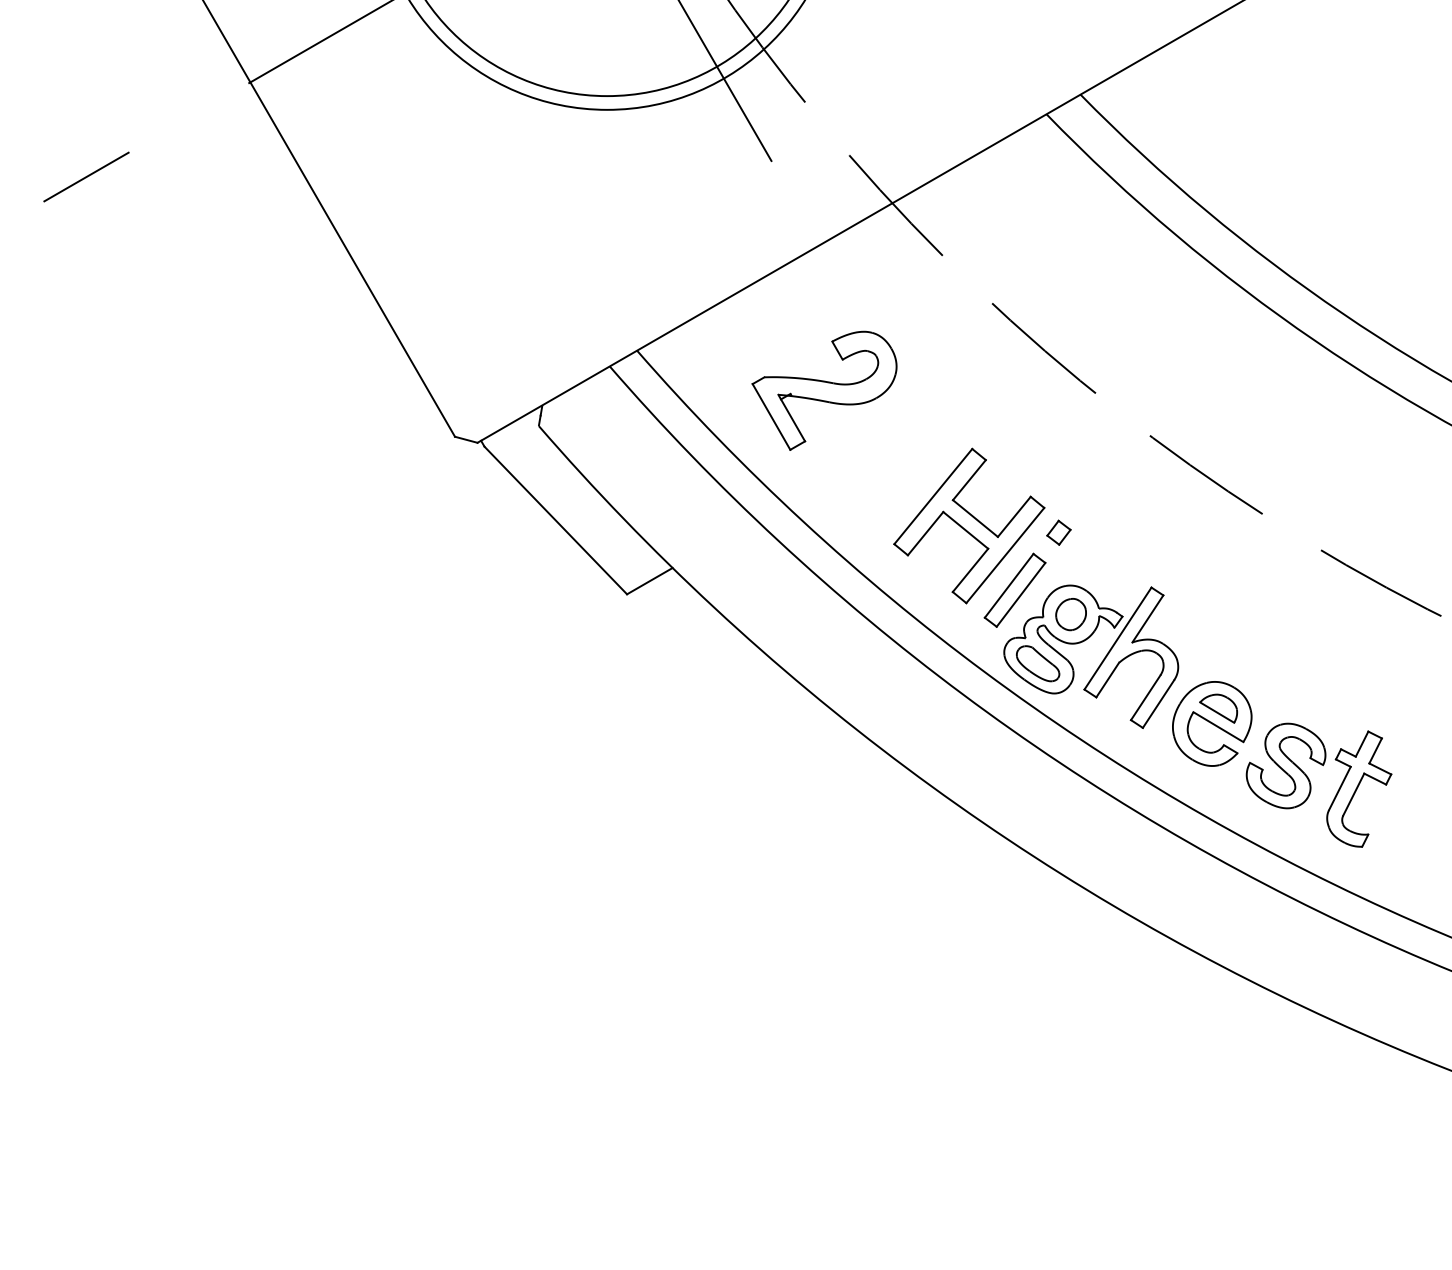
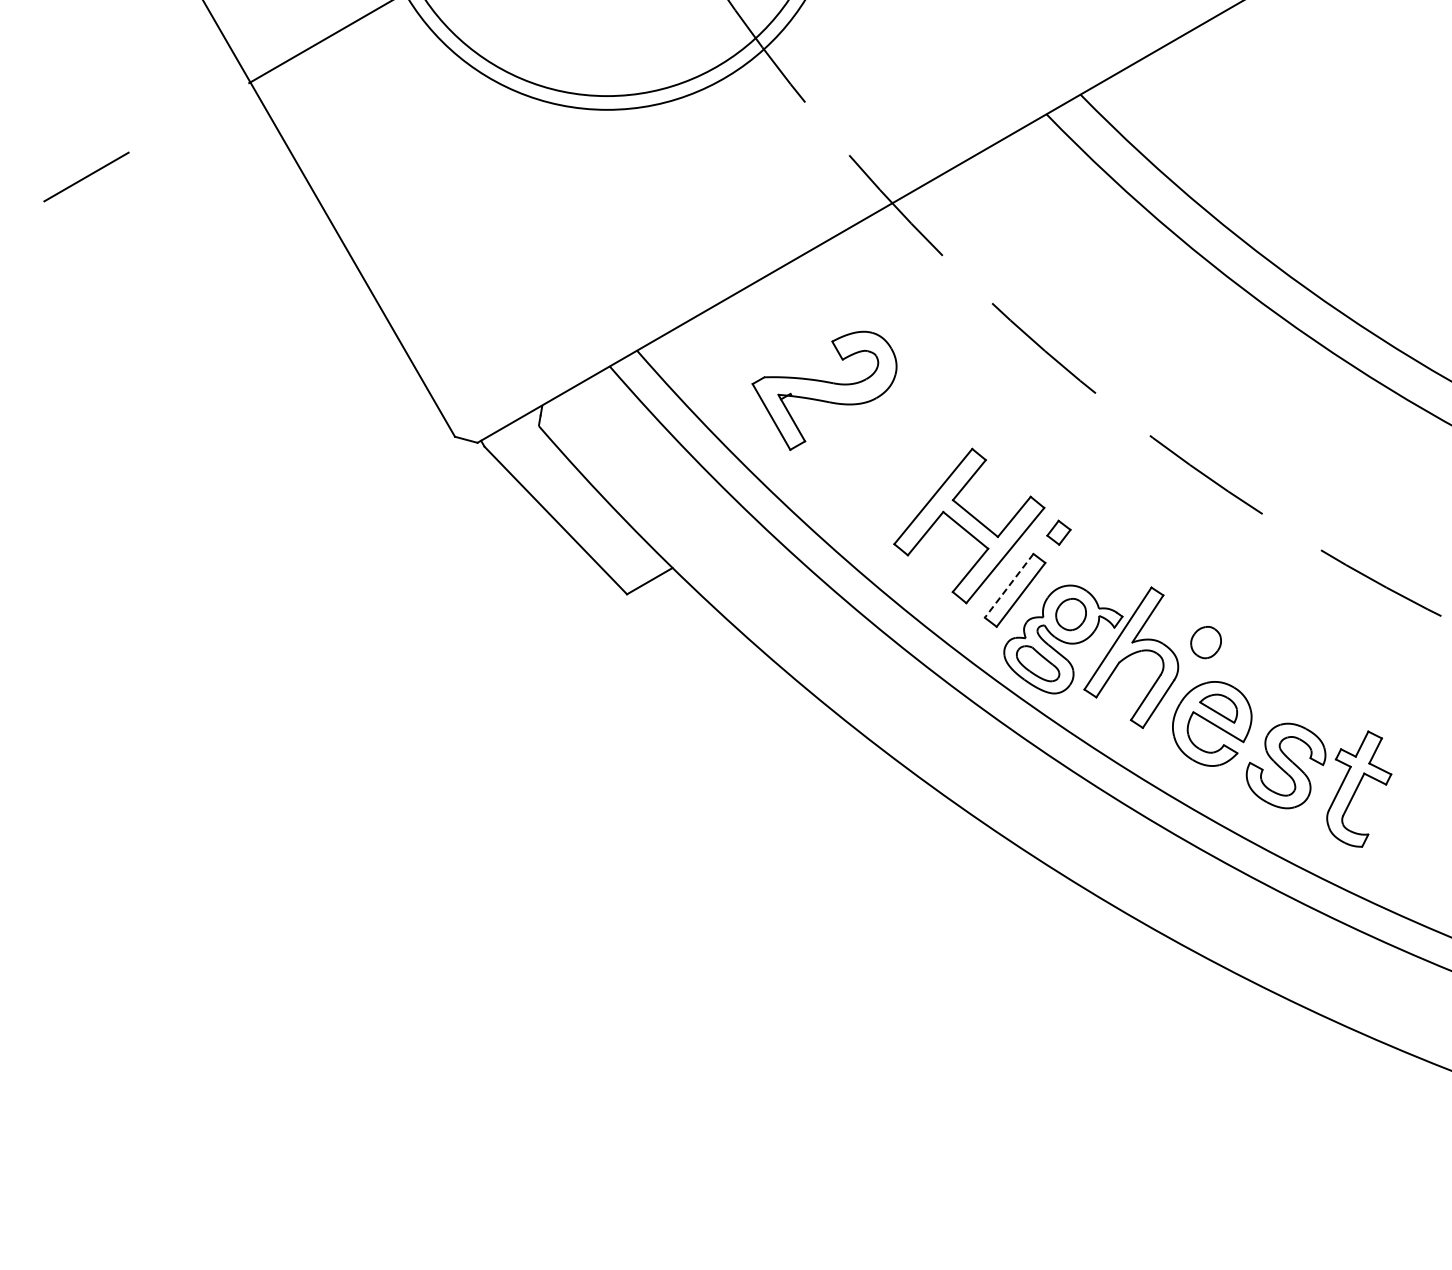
line: present -> none (725, 81)
line: solid -> dashed (1008, 586)
part: none -> present (1205, 642)
